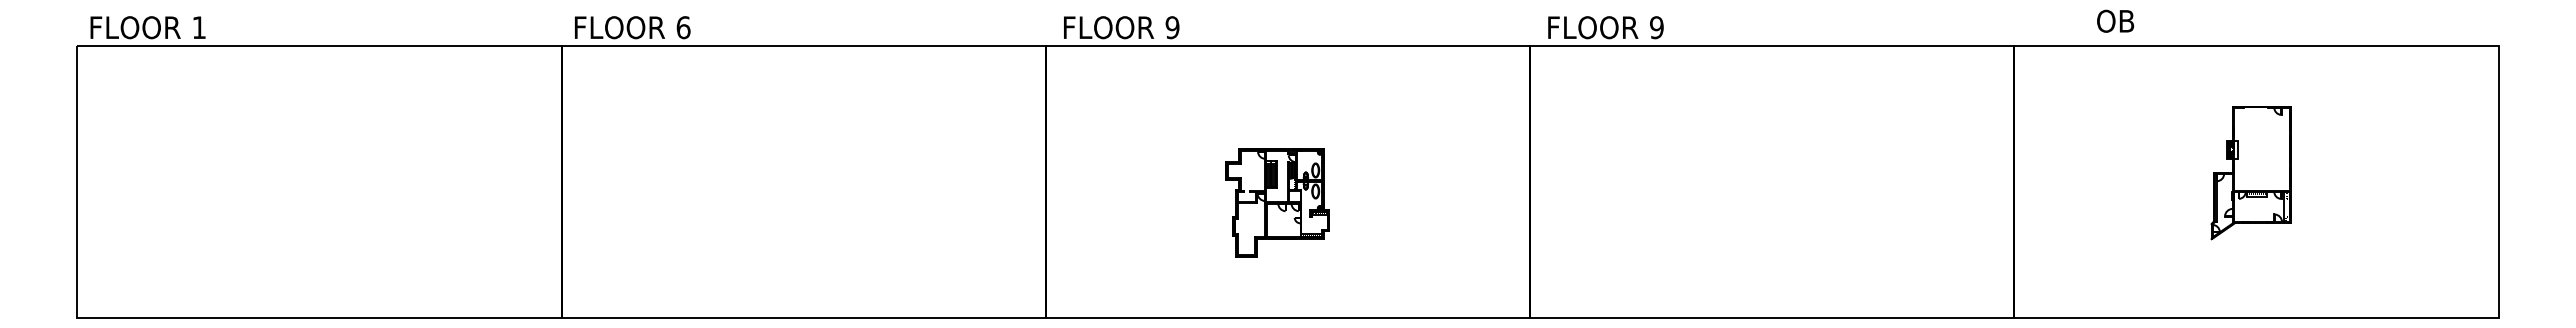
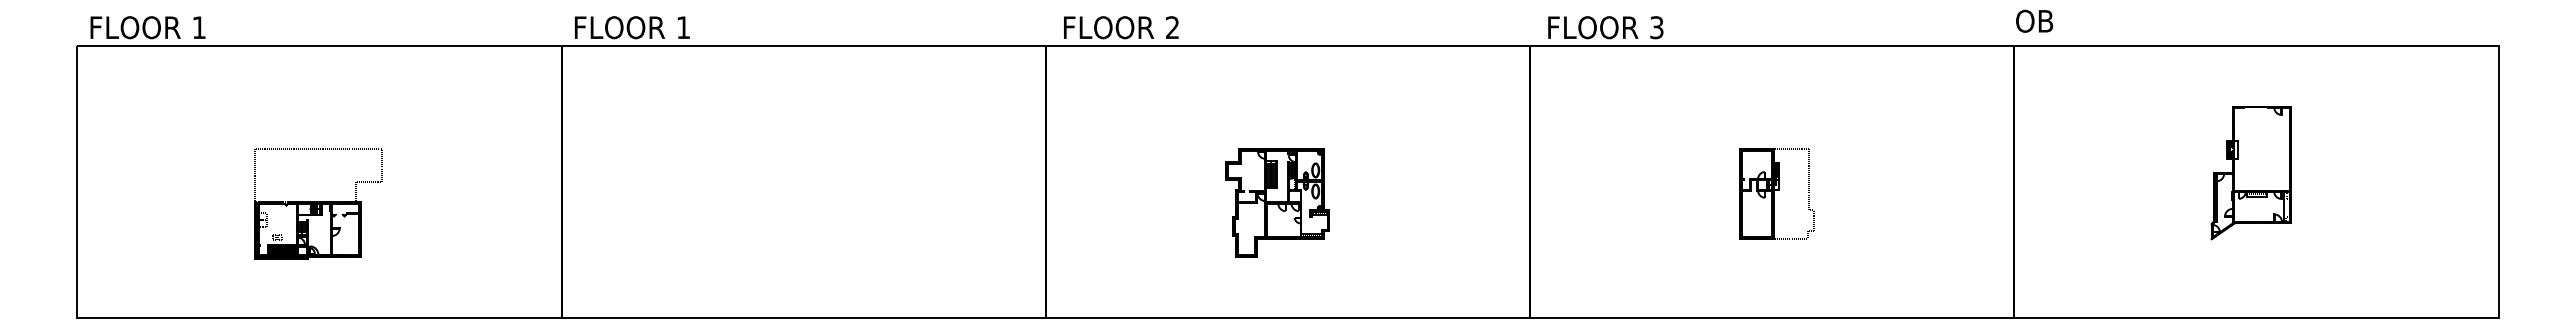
text position: (2115, 20) -> (2034, 20) (2034, 20)
text: 6 -> 1 (683, 27)
text: 9 -> 2 (1172, 27)
text: 9 -> 3 (1656, 27)
part: none -> present (1776, 193)
part: none -> present (318, 203)
